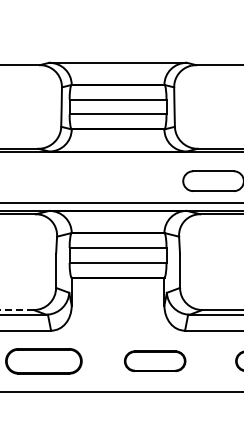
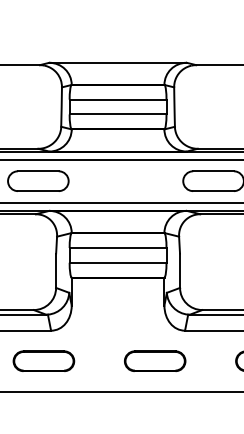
line: none -> present (121, 159)
part: none -> present (38, 180)
line: dashed -> solid (16, 310)
part size: 78x27 px -> 64x22 px (43, 360)
